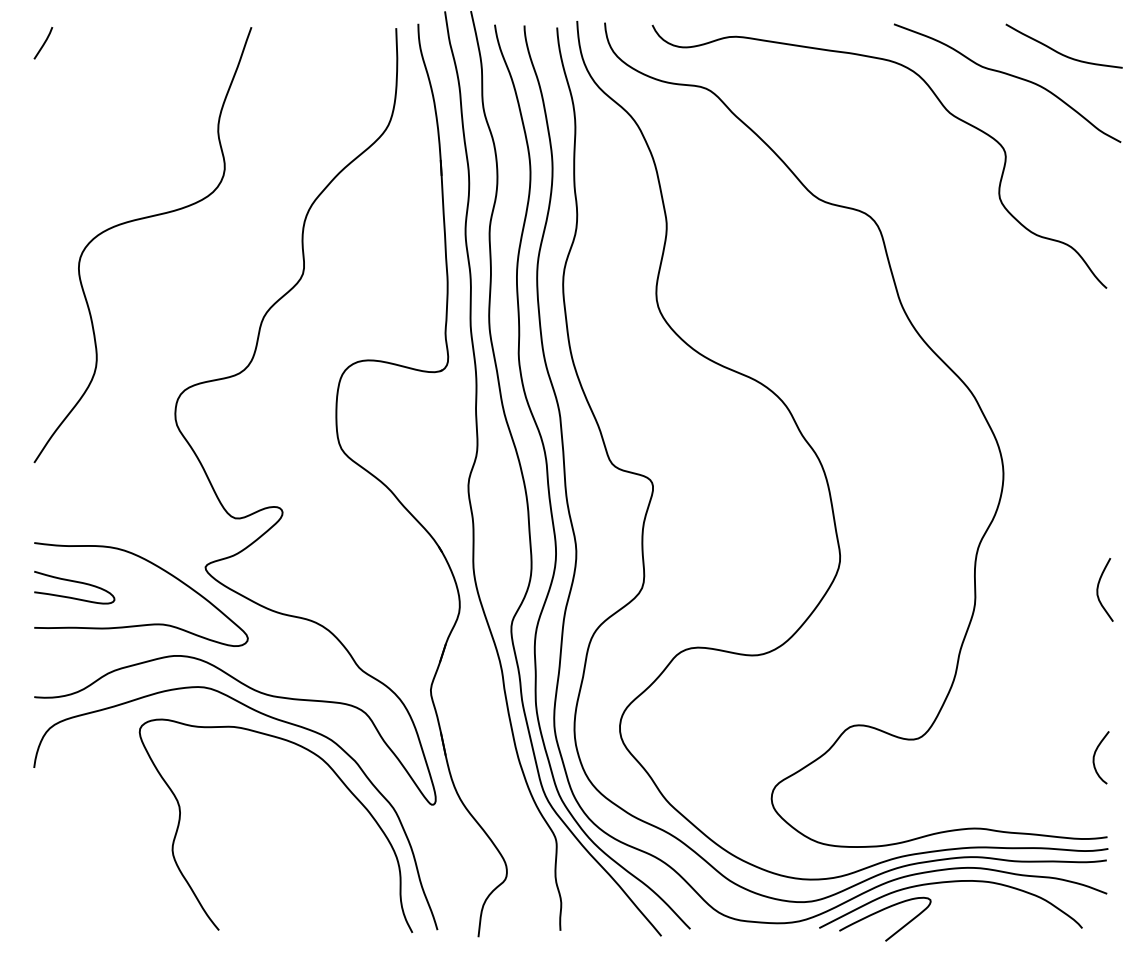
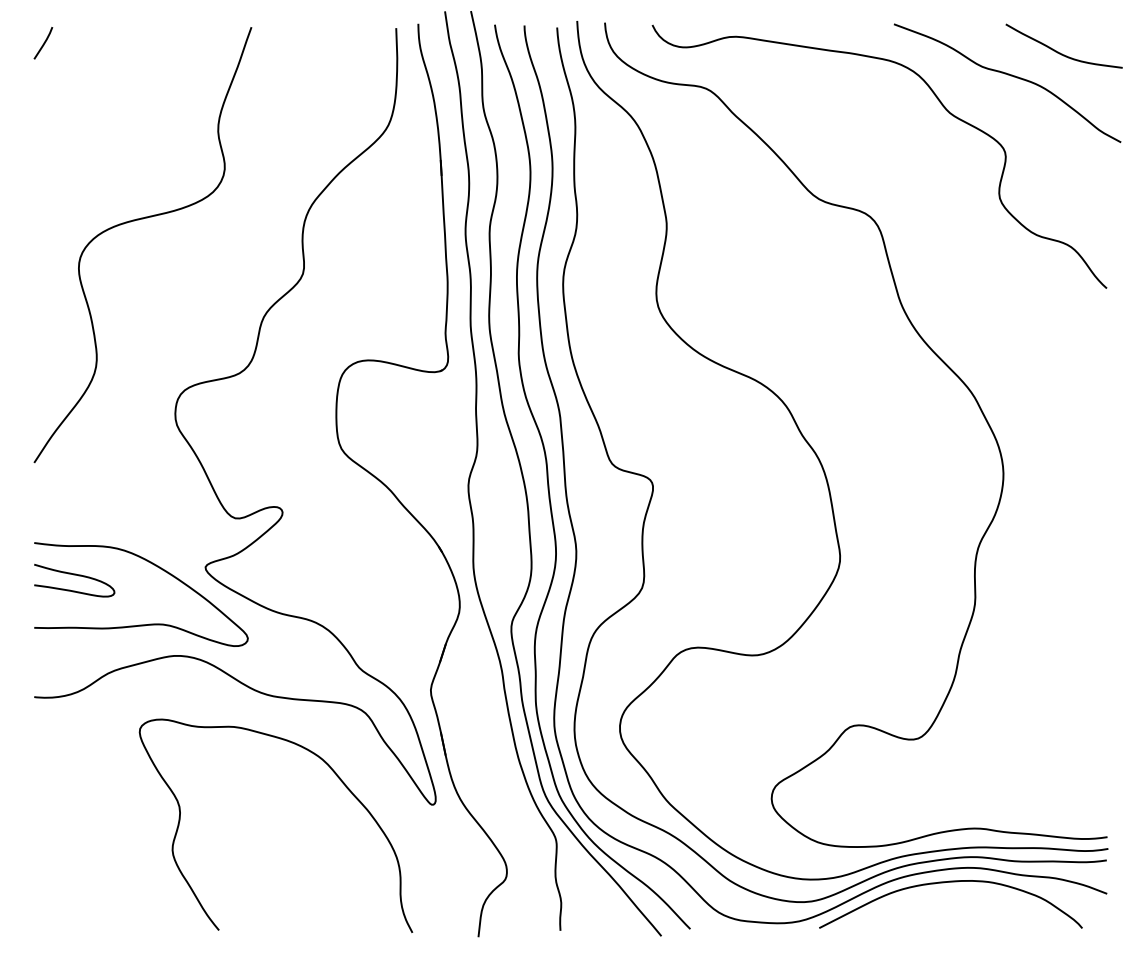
curve position: (74, 582) -> (74, 575) (74, 575)
curve: present -> none (1098, 589)
curve: present -> none (268, 717)
curve: present -> none (1095, 755)
curve: present -> none (881, 911)
